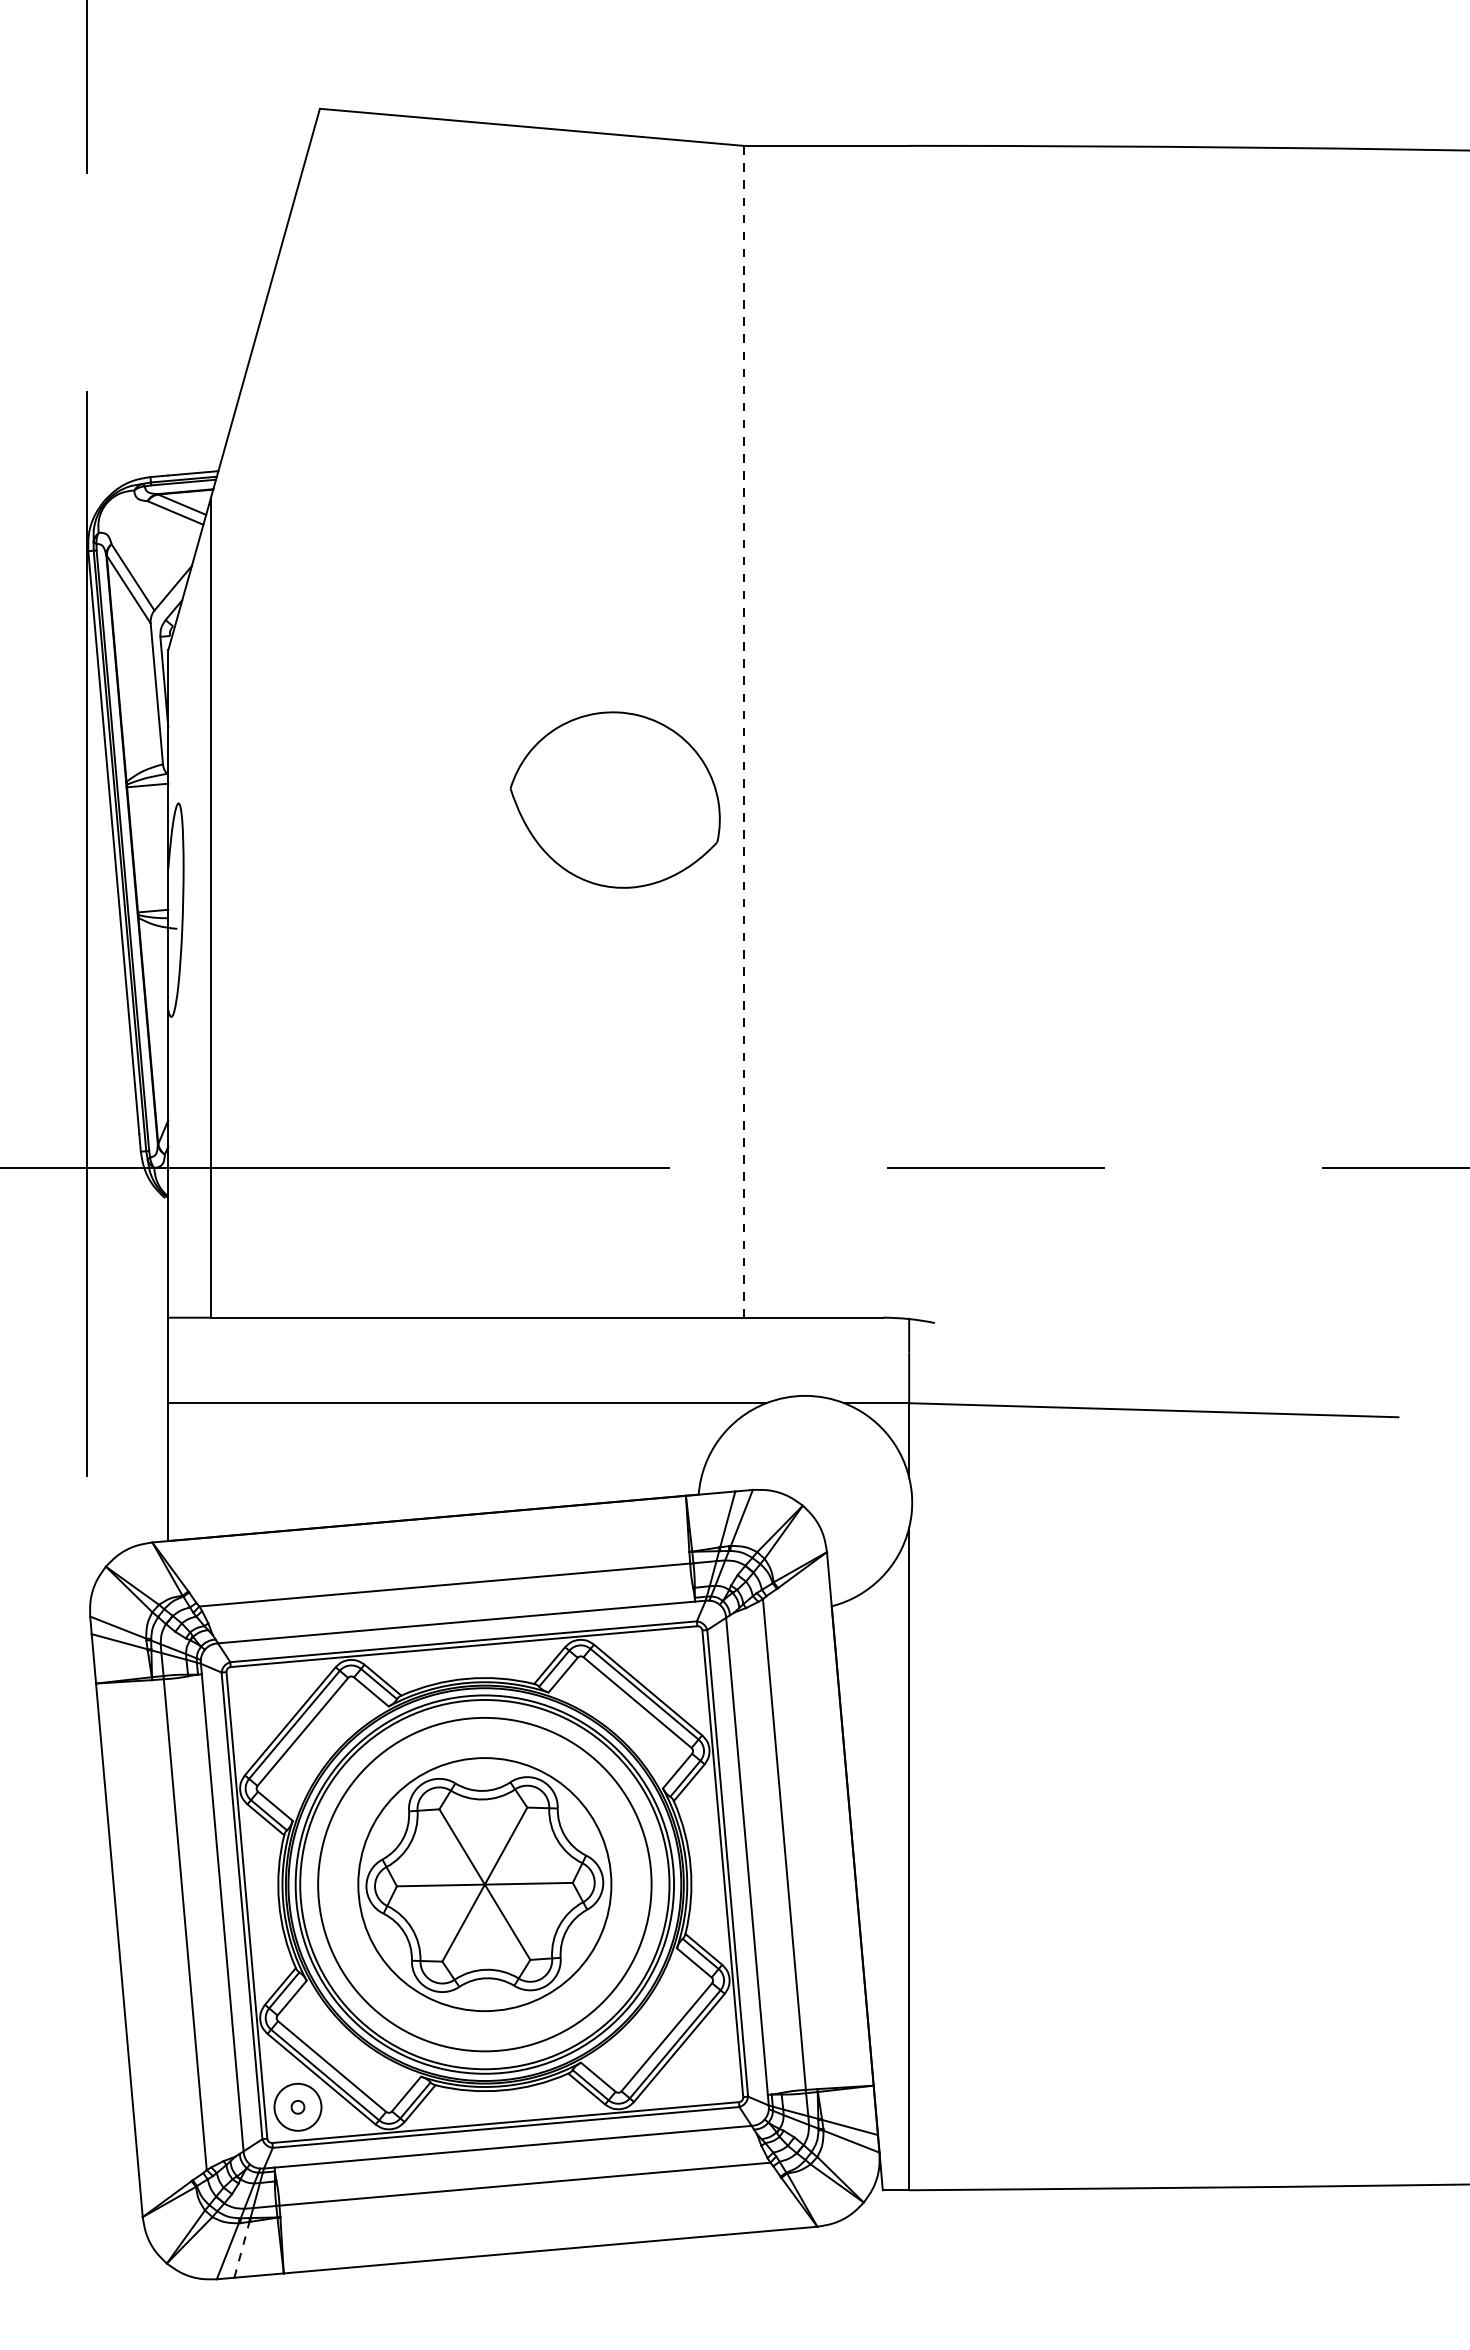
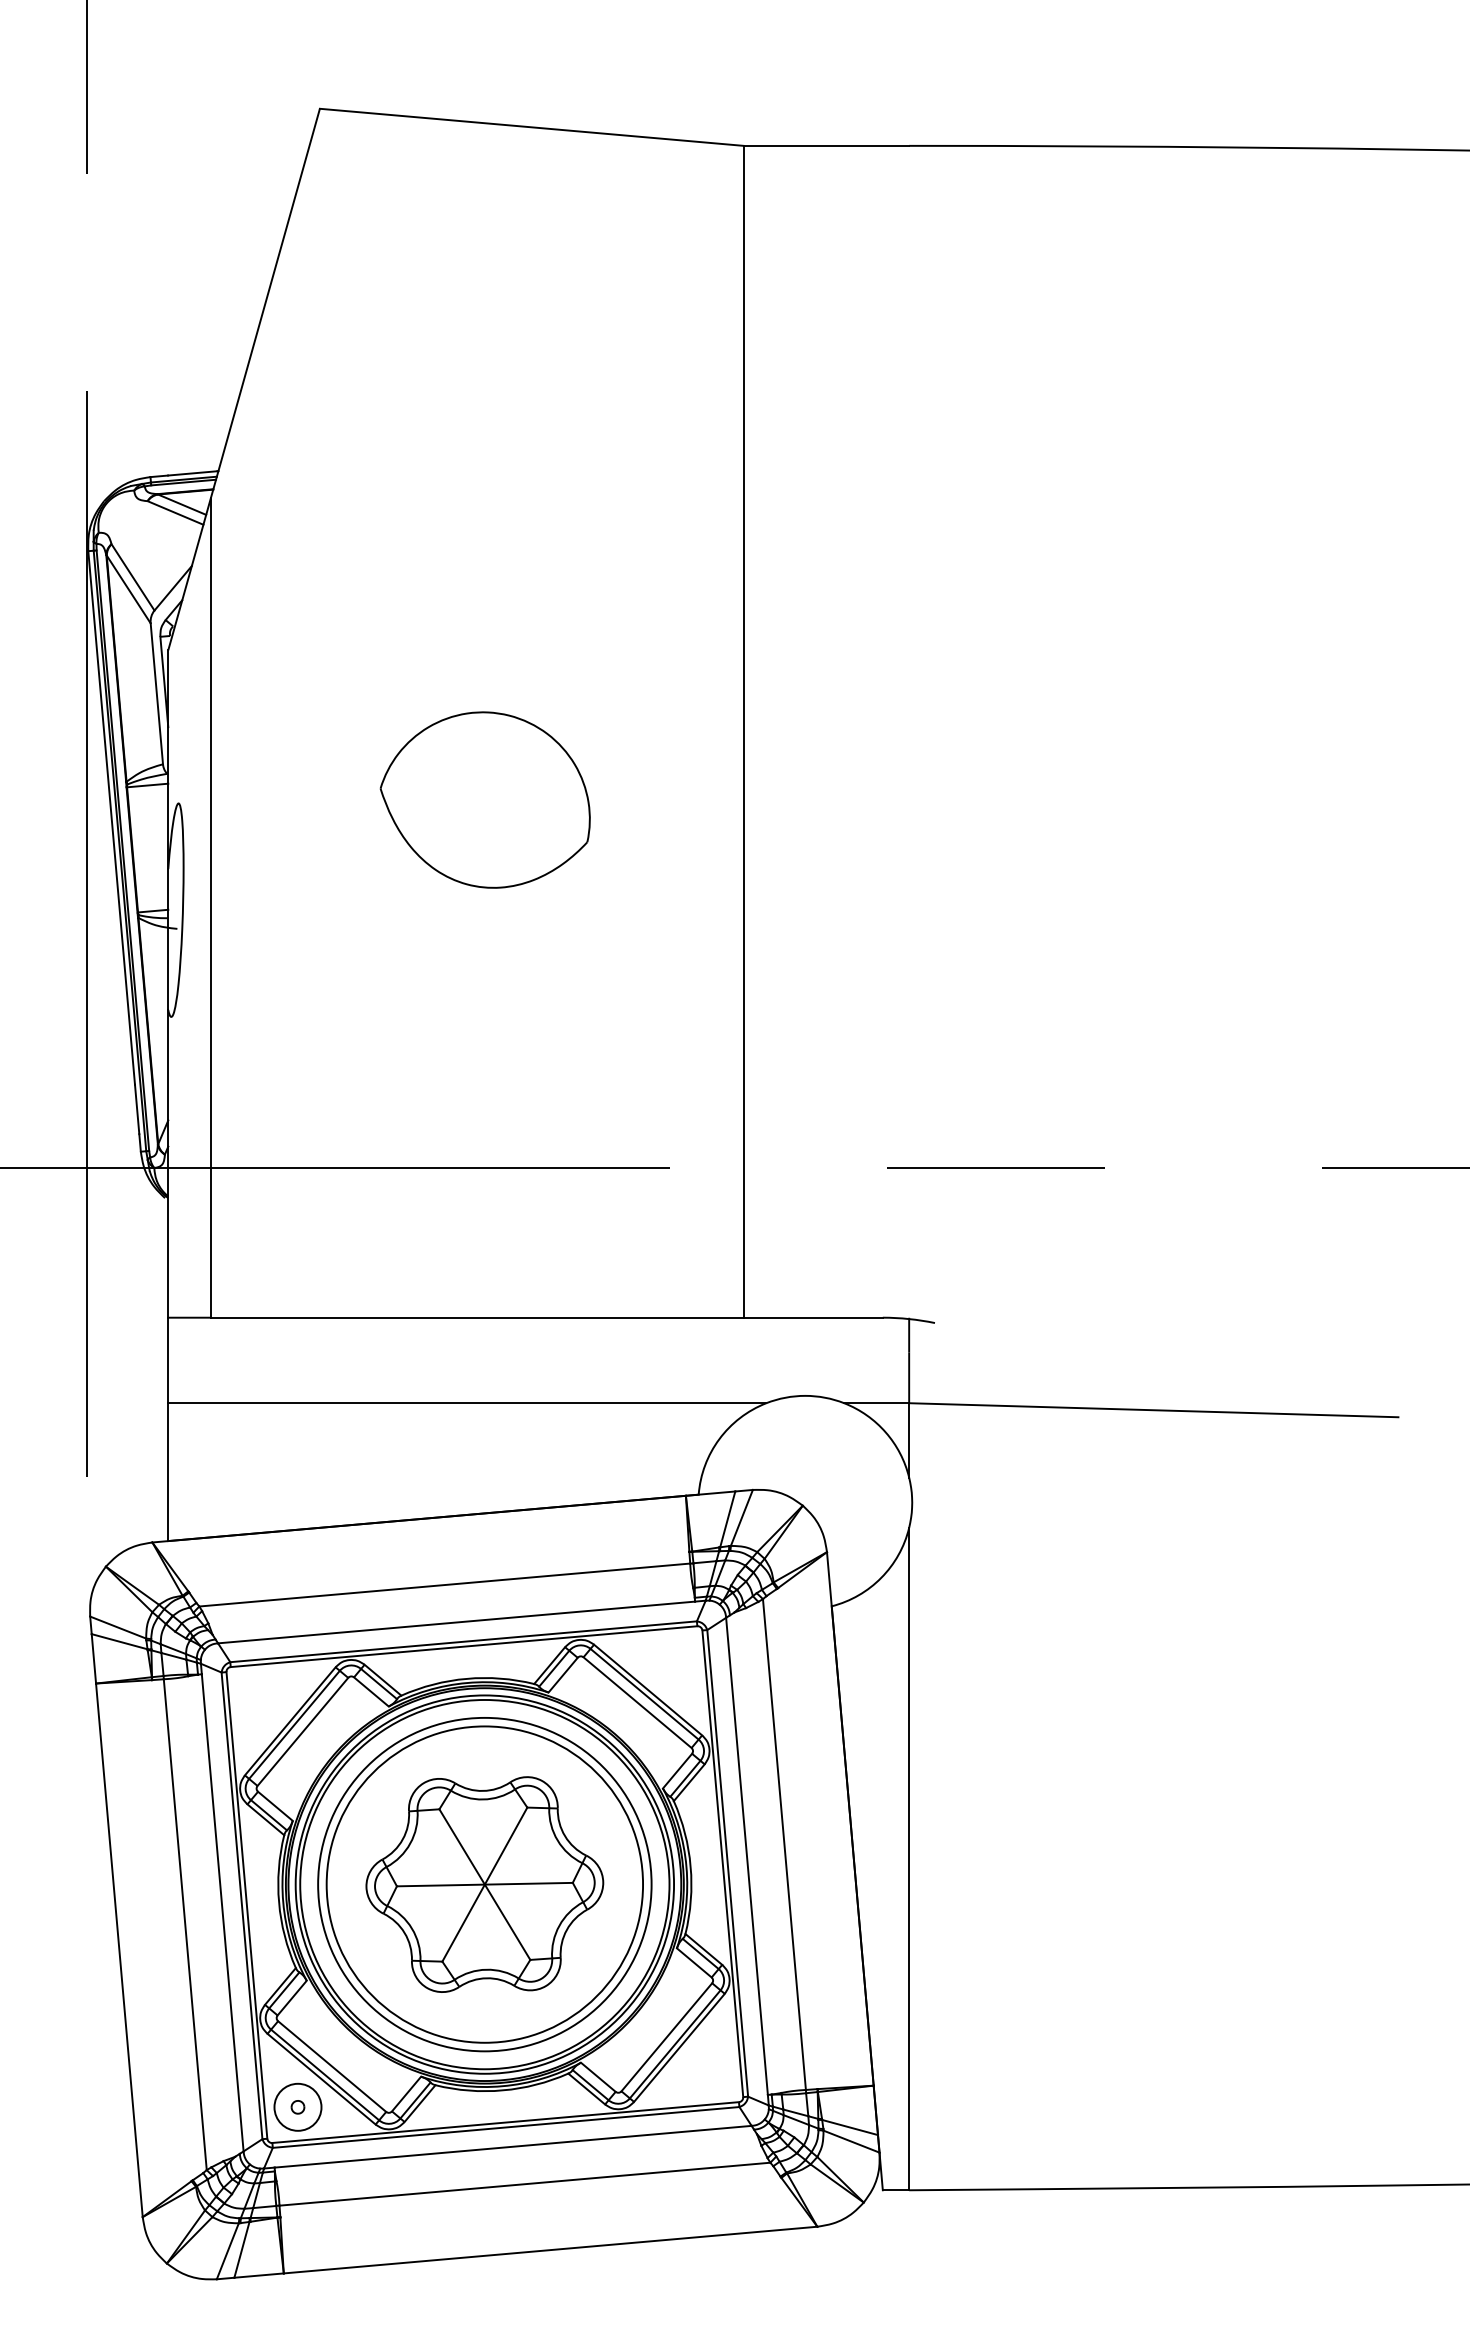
line: dashed -> solid (743, 731)
part position: (614, 799) -> (484, 799) (484, 799)
circle diameter: 253 px -> 316 px (484, 1884)
line: dashed -> solid (241, 2249)
